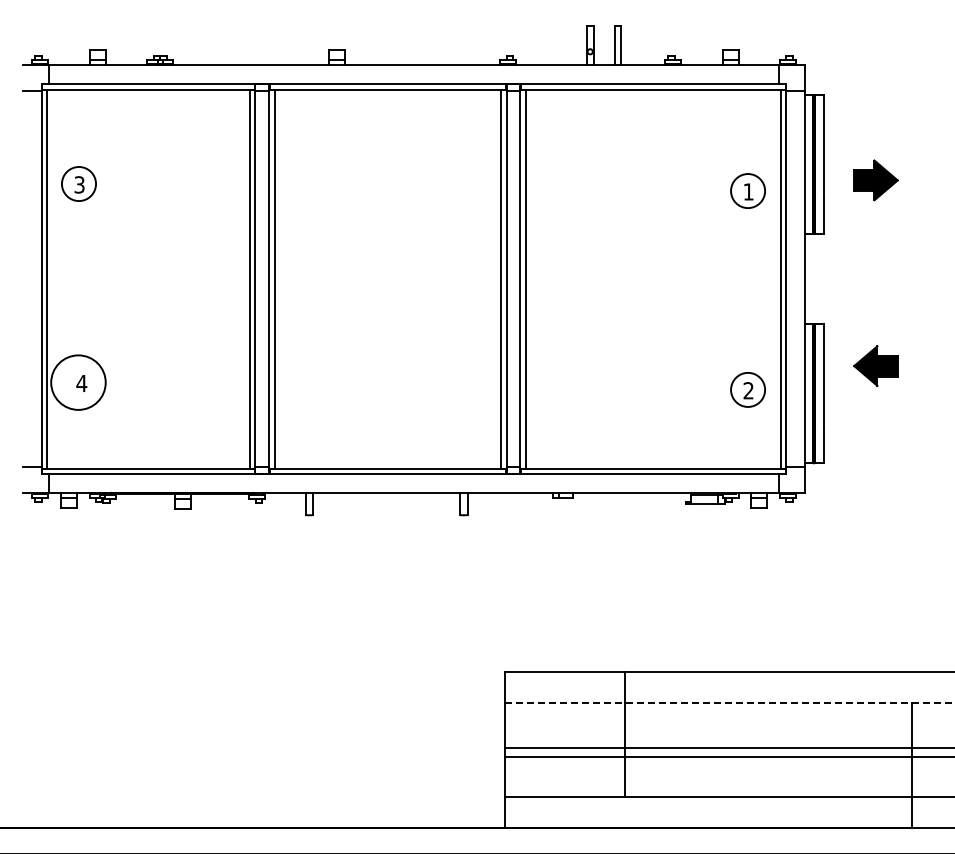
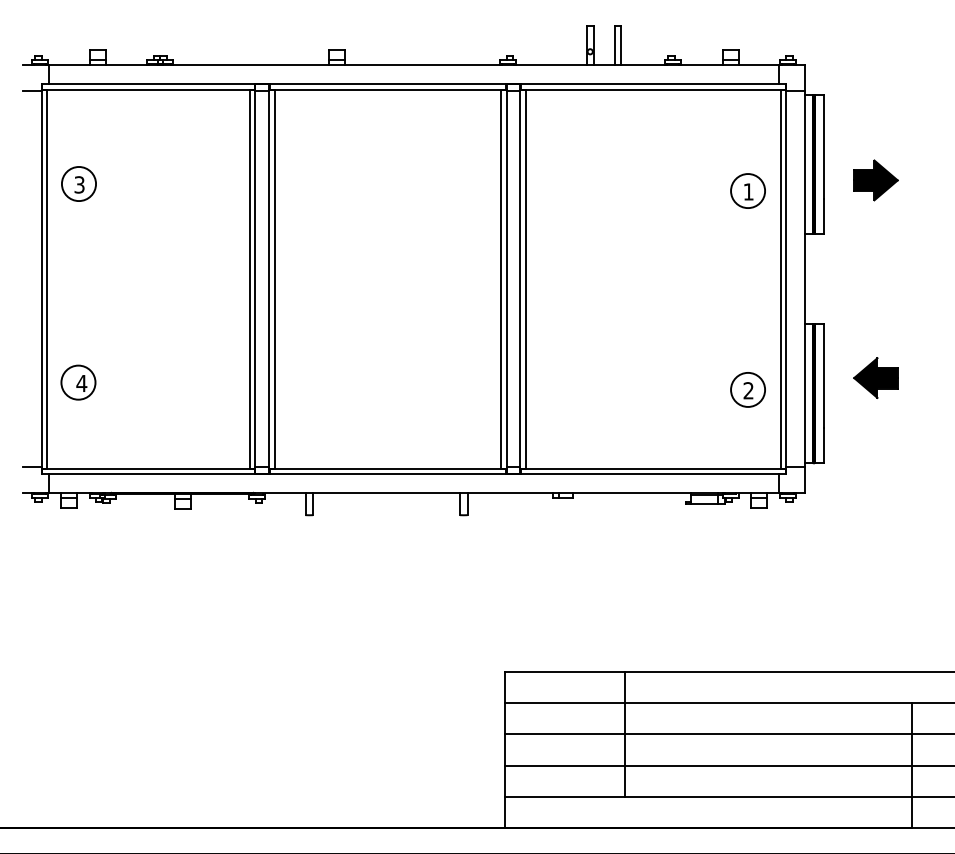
part position: (875, 365) -> (875, 377) (875, 377)
circle diameter: 55 px -> 34 px (78, 382)
line: dashed -> solid (729, 703)
line position: (727, 747) -> (727, 765) (727, 765)
line position: (727, 757) -> (727, 734) (727, 734)
